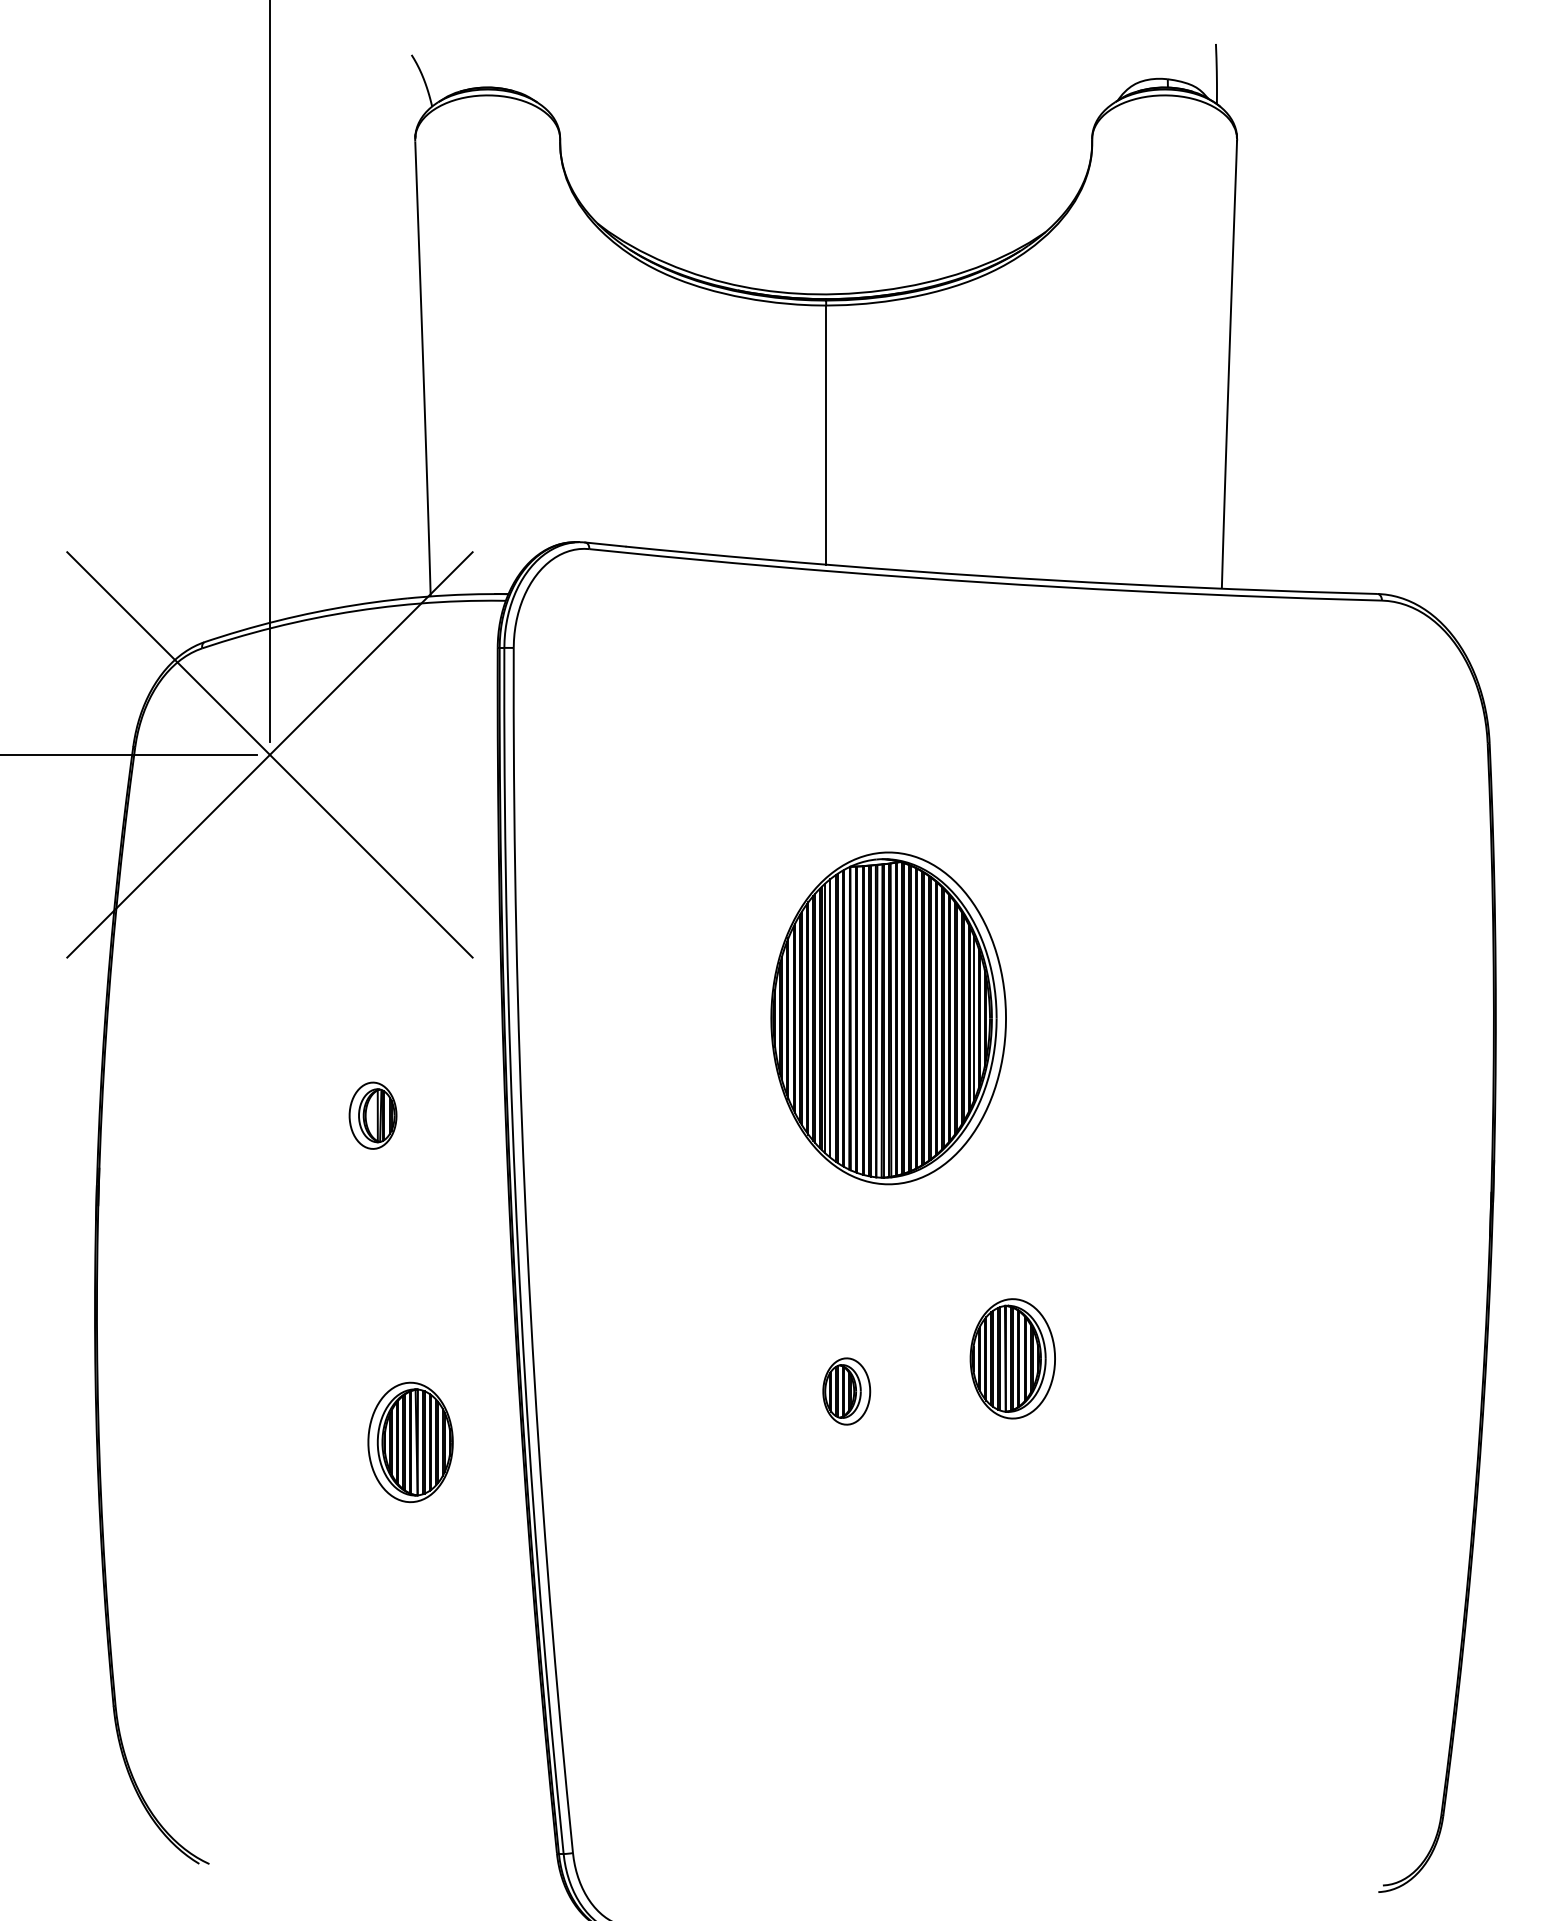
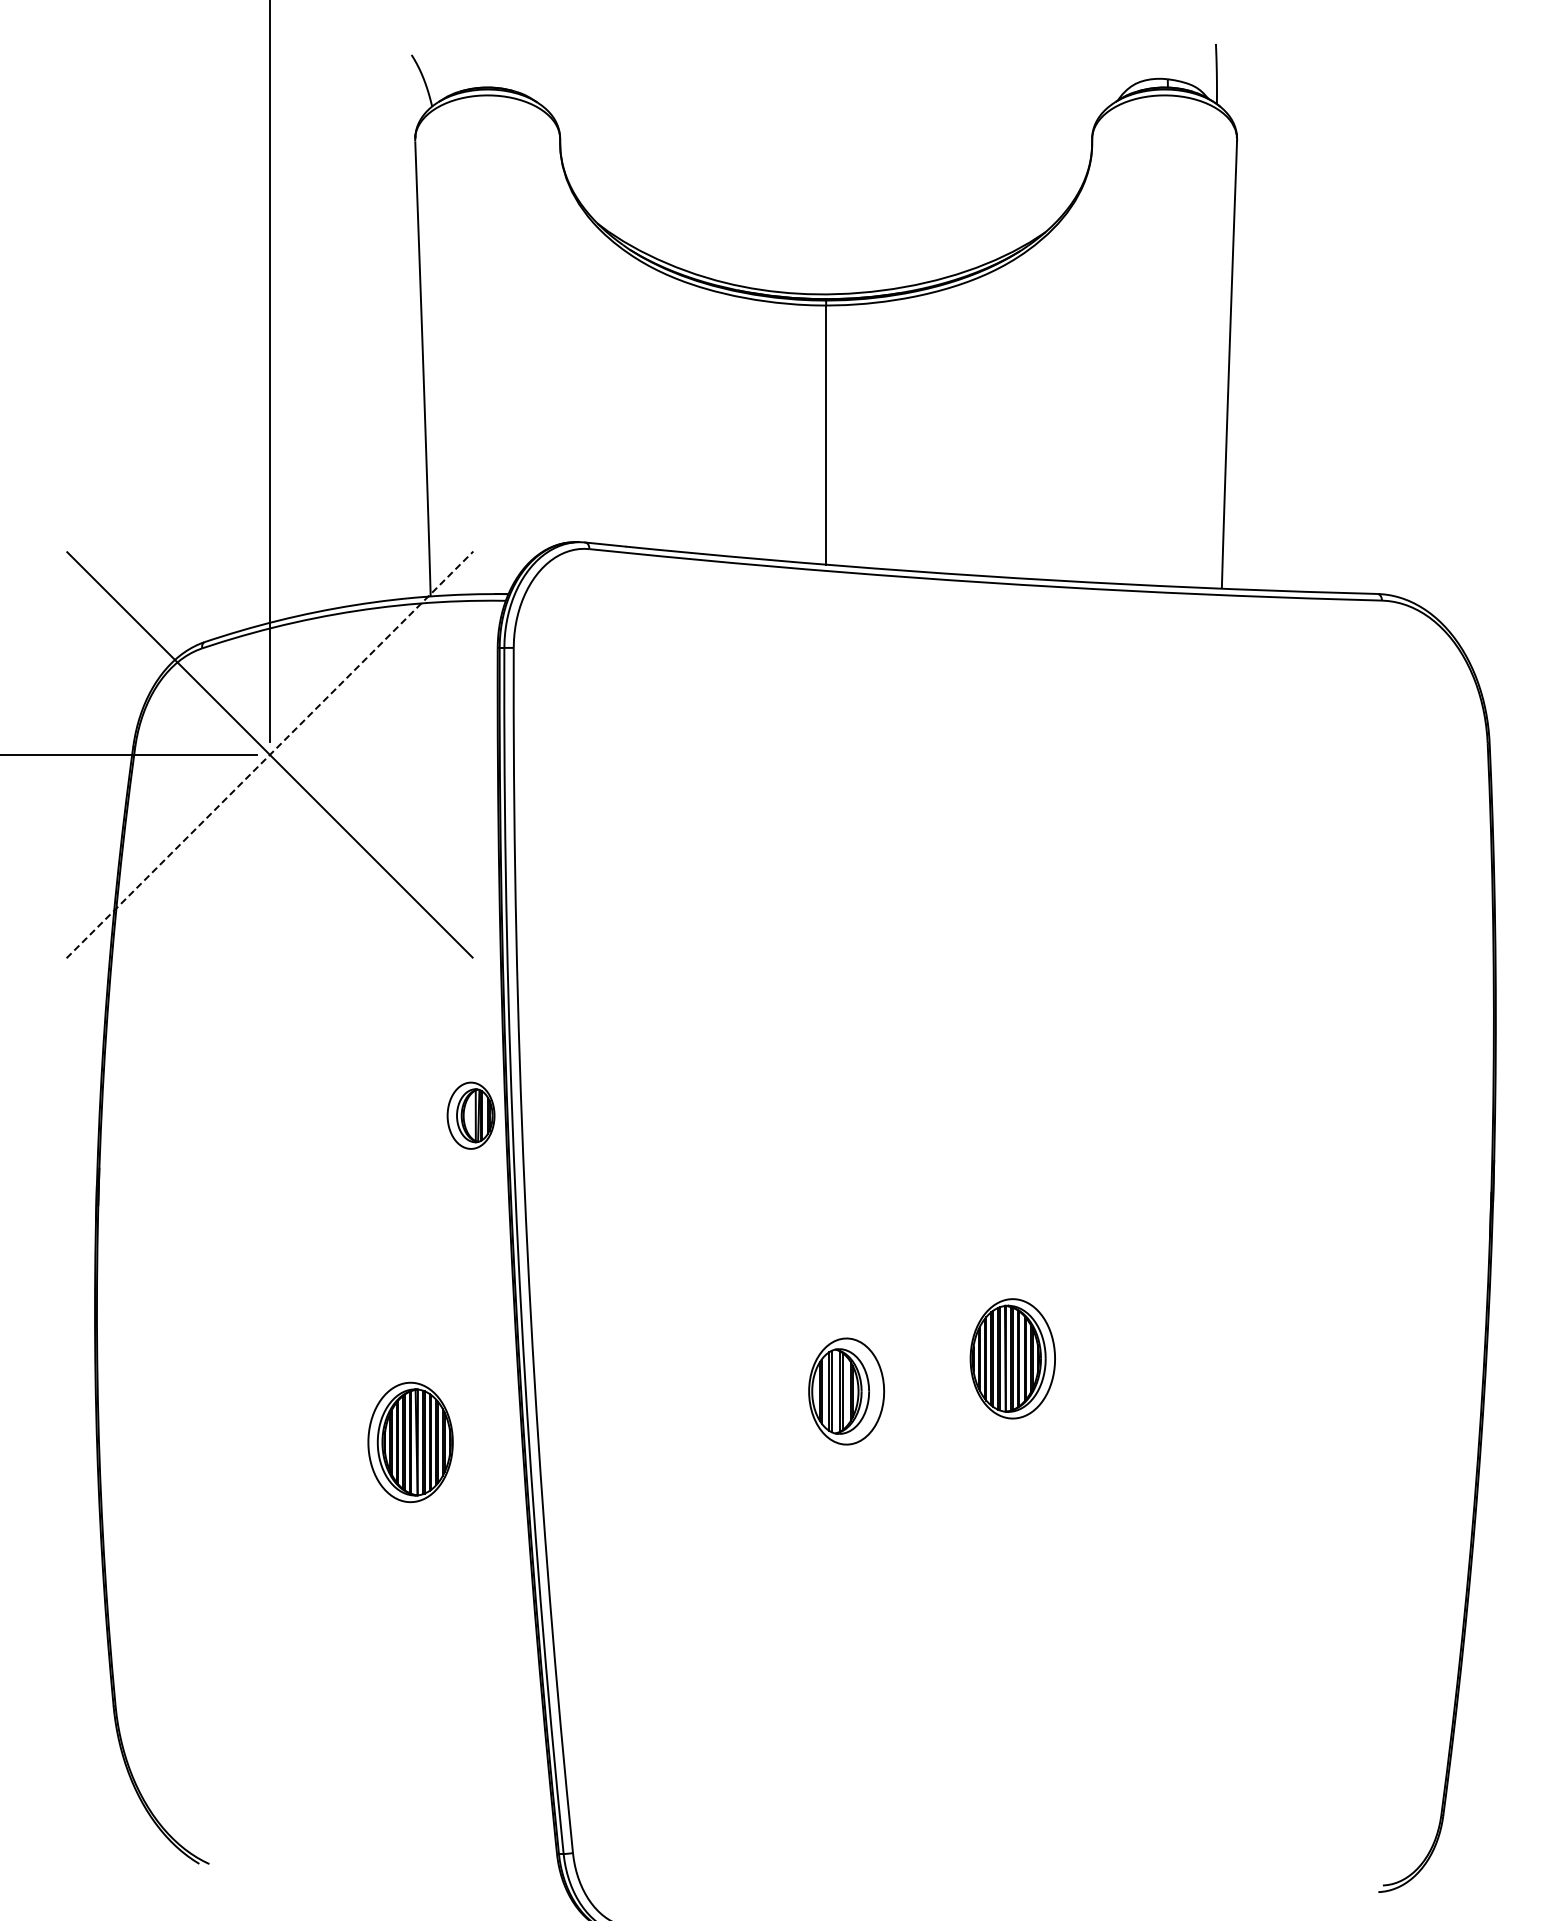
line: solid -> dashed (269, 754)
part: present -> none (888, 1018)
part position: (372, 1115) -> (470, 1115) (470, 1115)
part size: 50x69 px -> 78x109 px (846, 1391)
